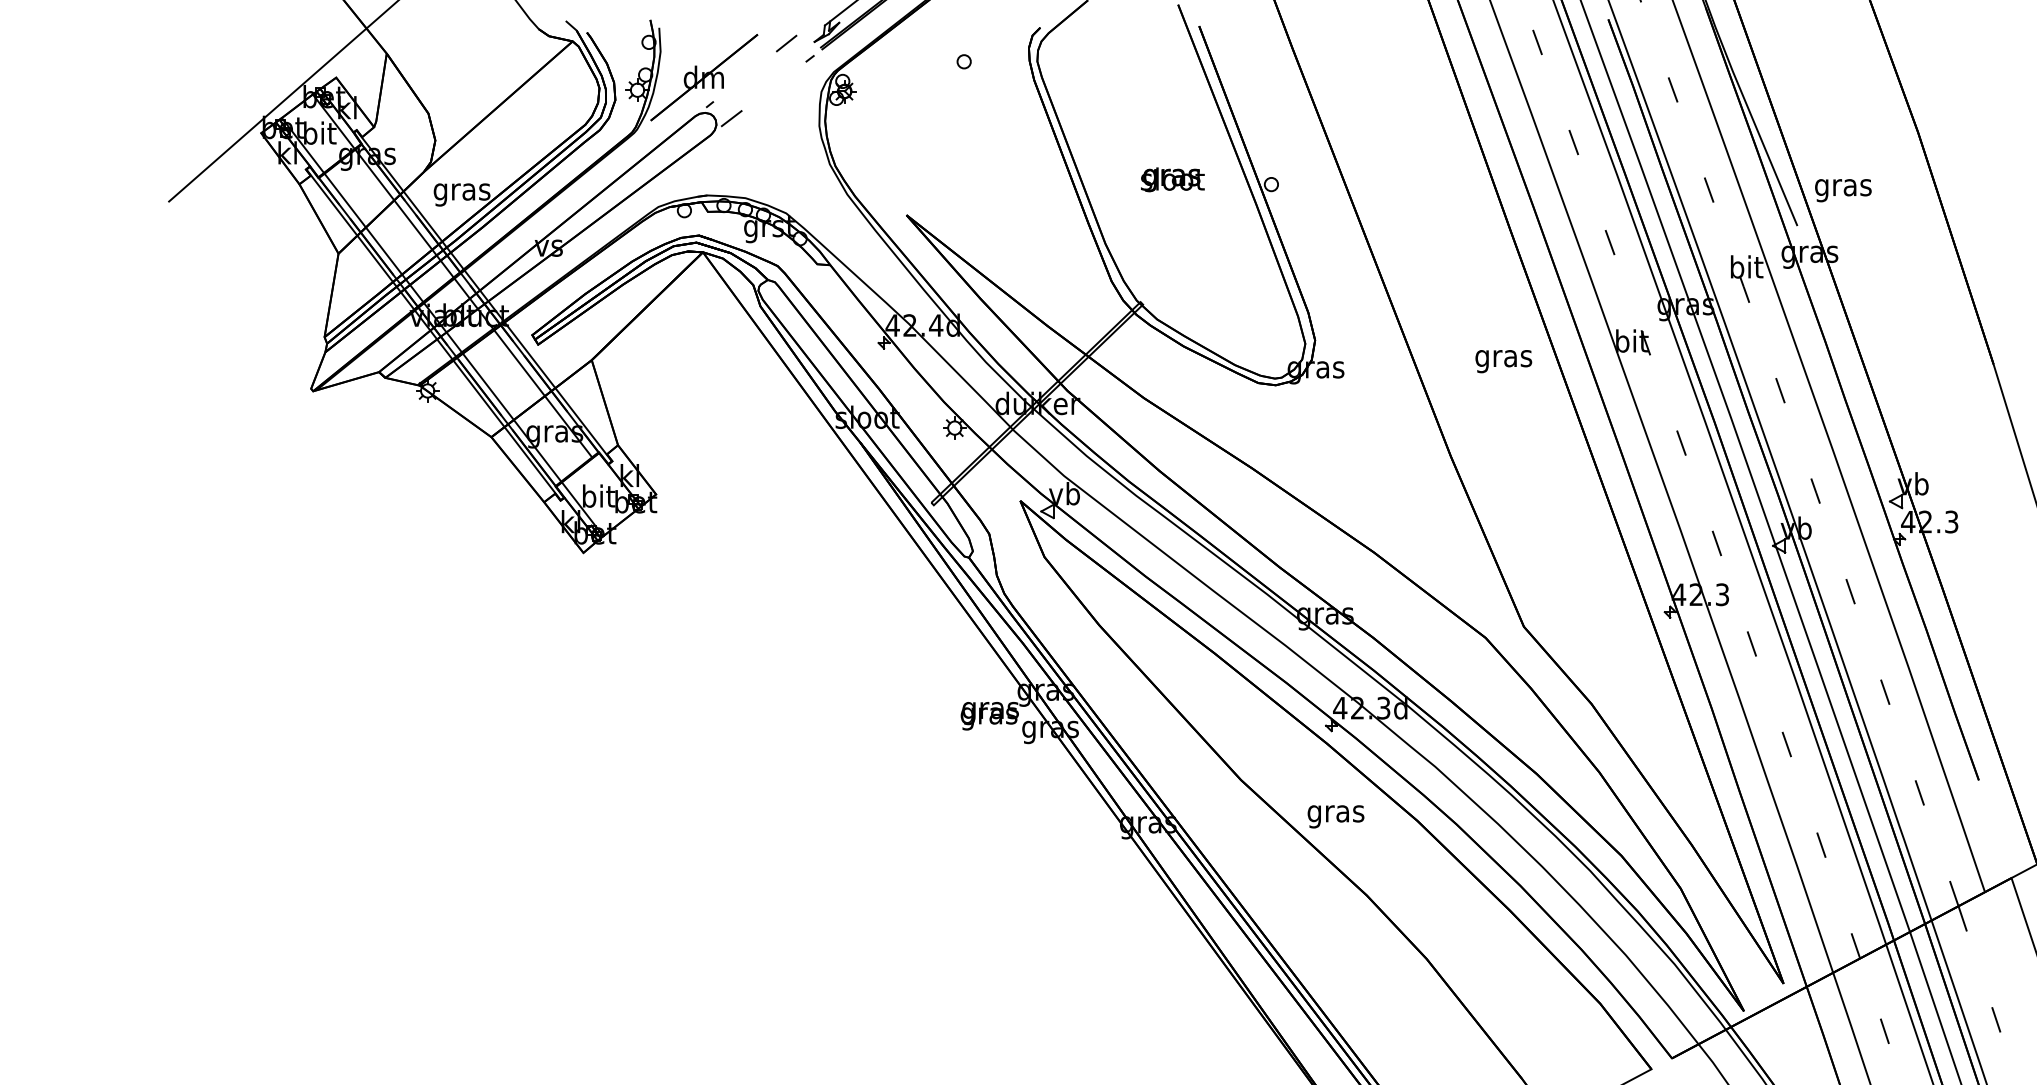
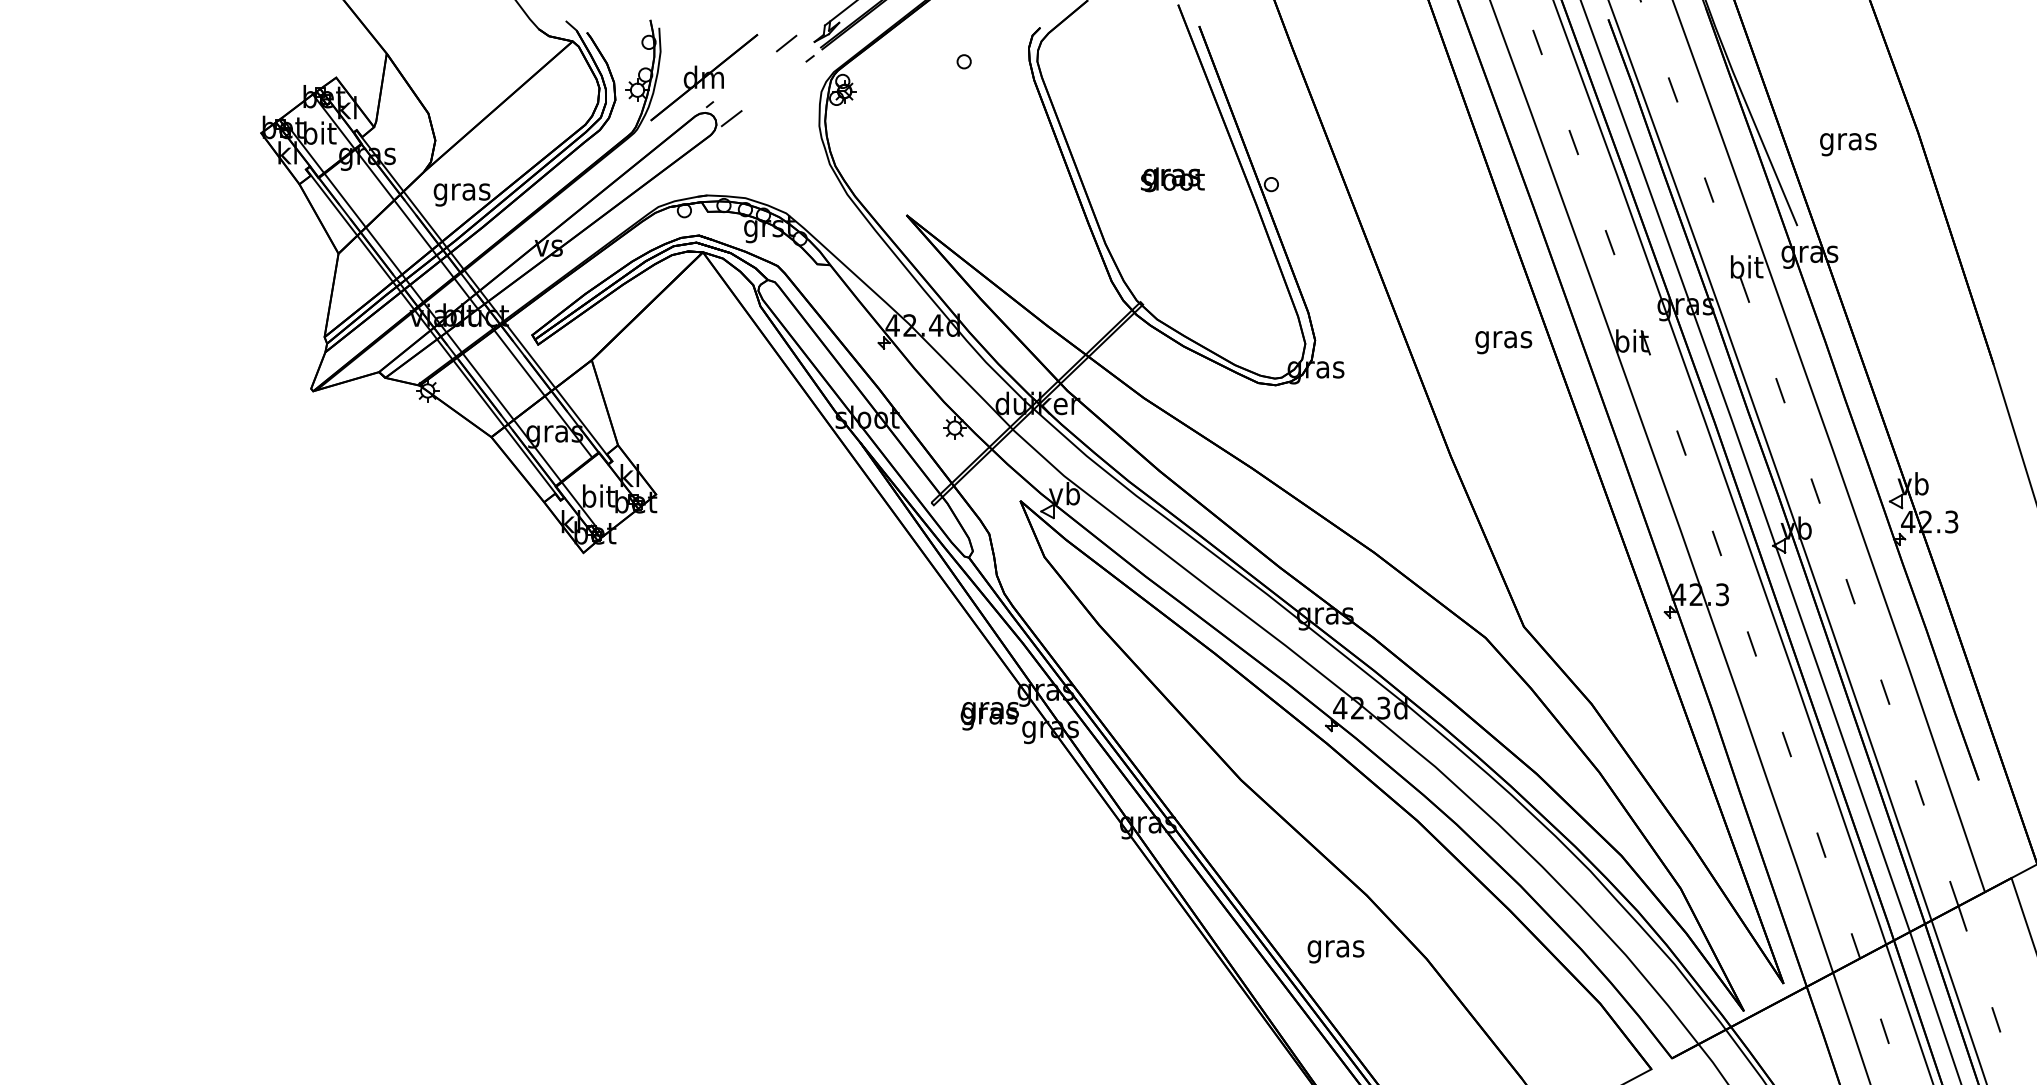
line: present -> none (282, 101)
text position: (1843, 190) -> (1848, 144) (1848, 144)
text position: (1503, 361) -> (1503, 342) (1503, 342)
text position: (1335, 816) -> (1335, 951) (1335, 951)
